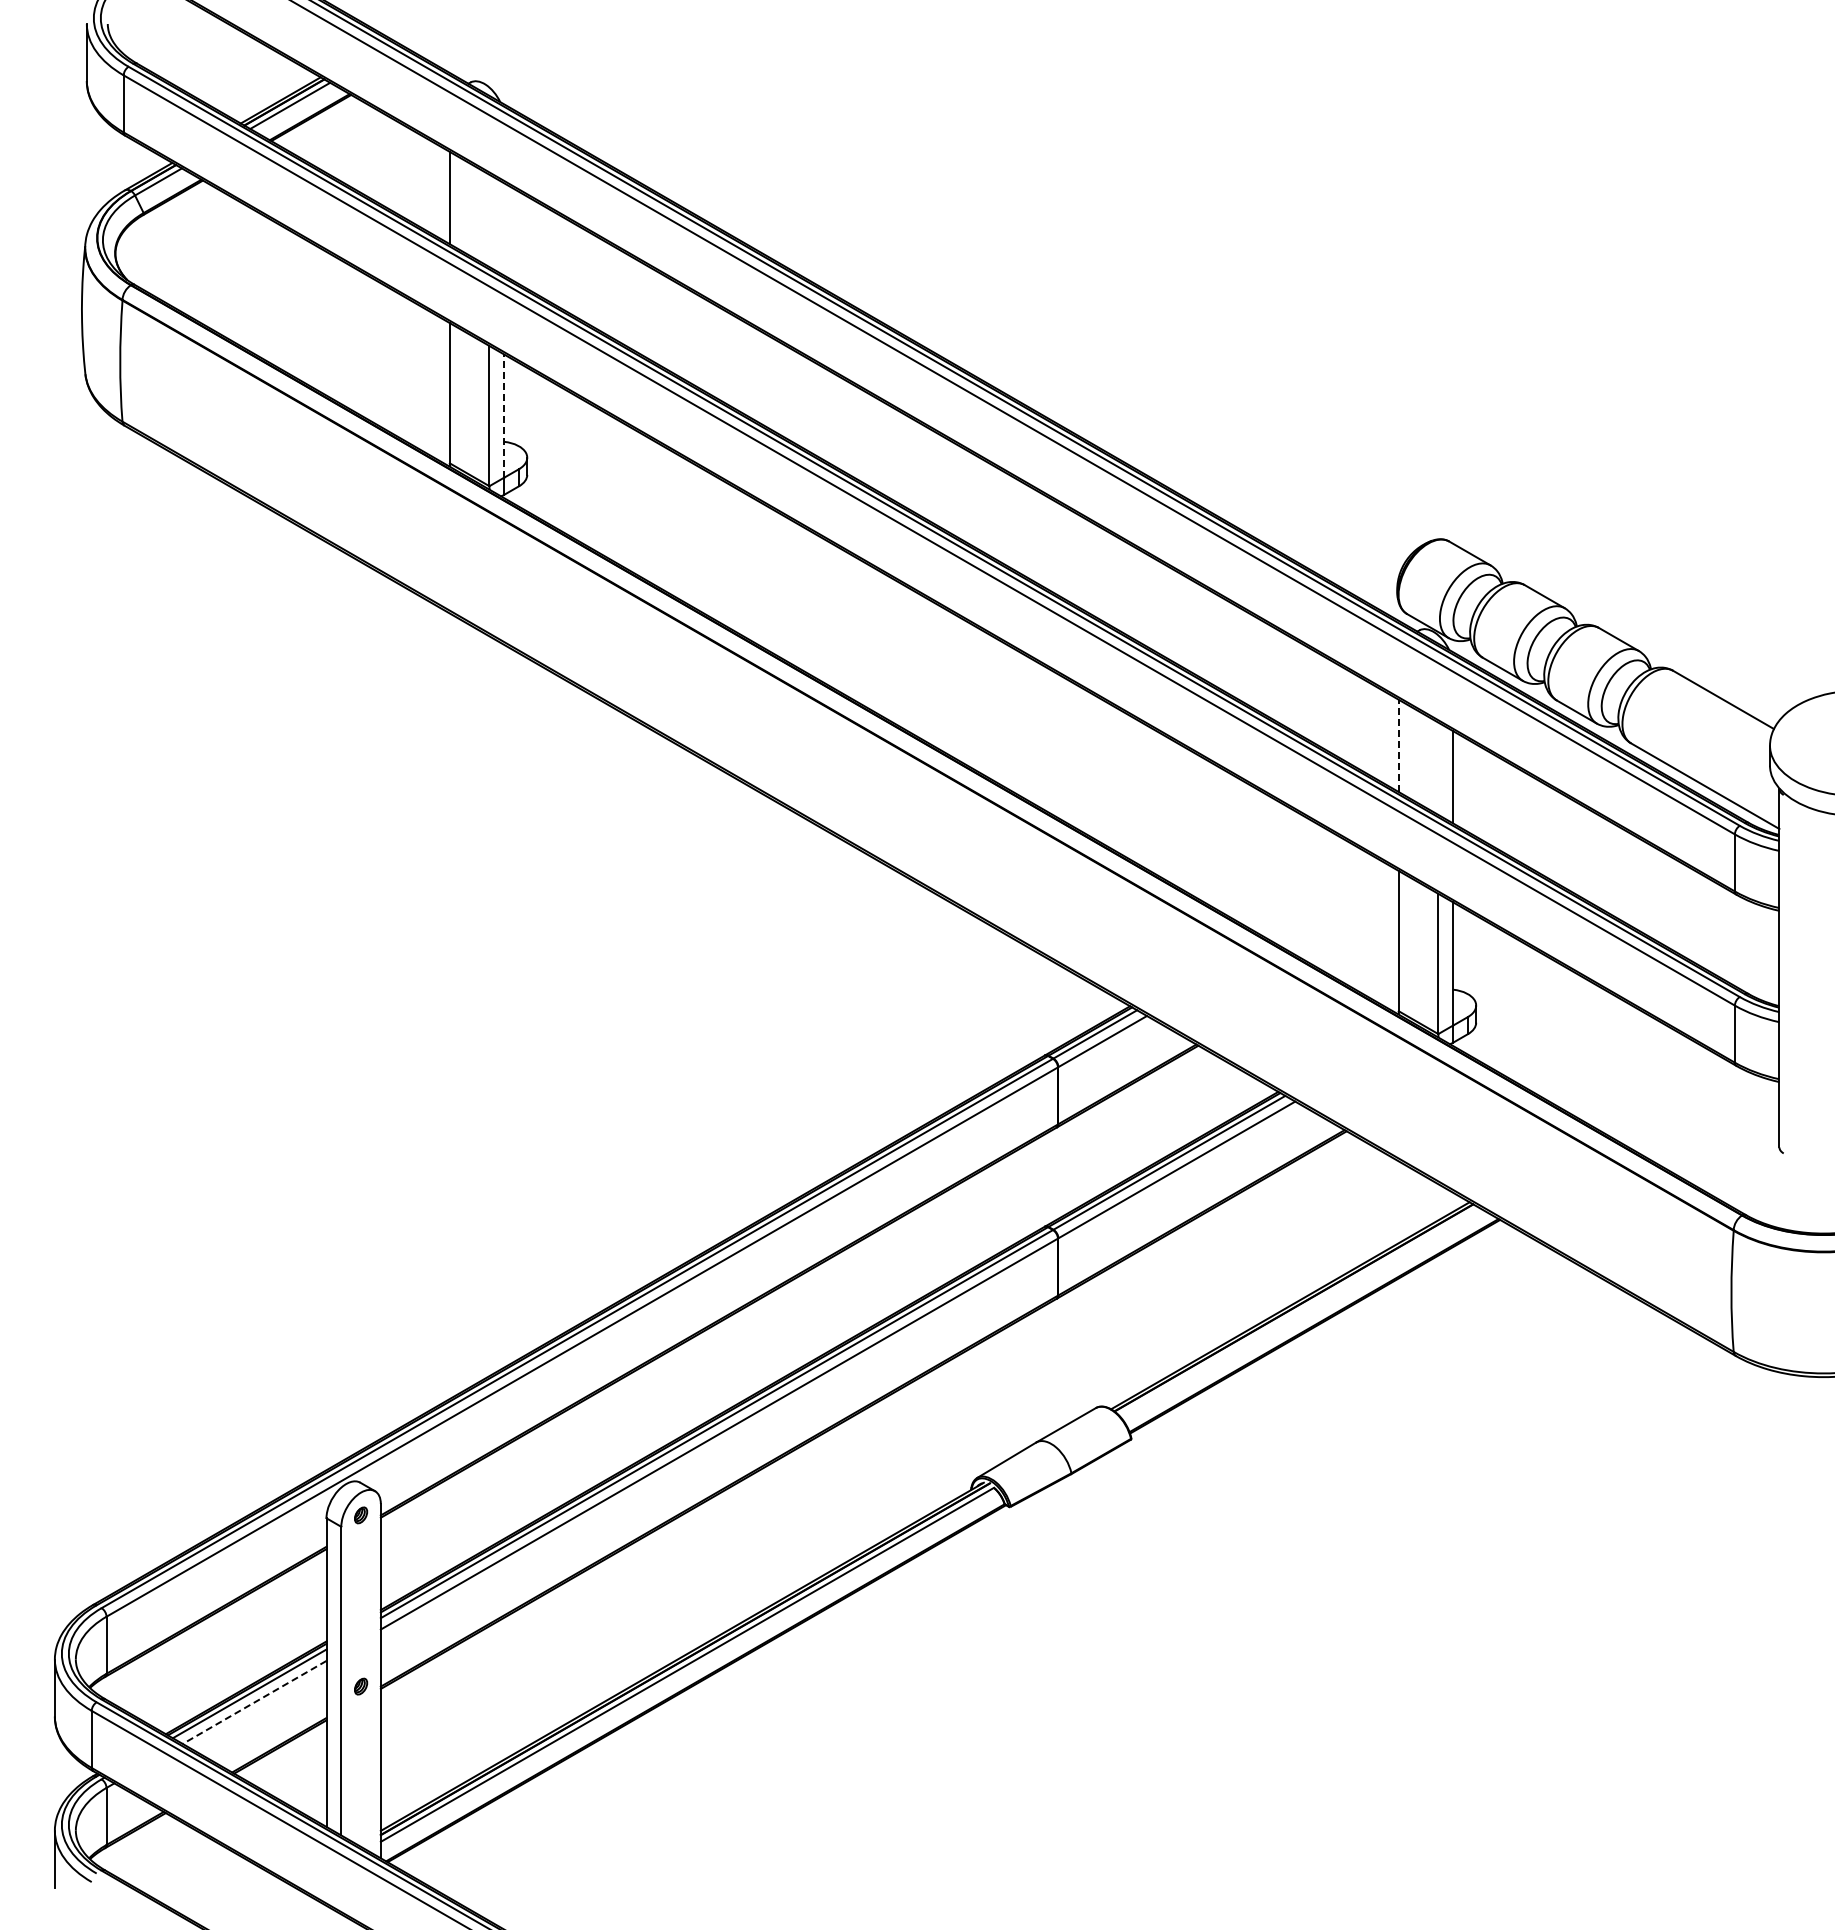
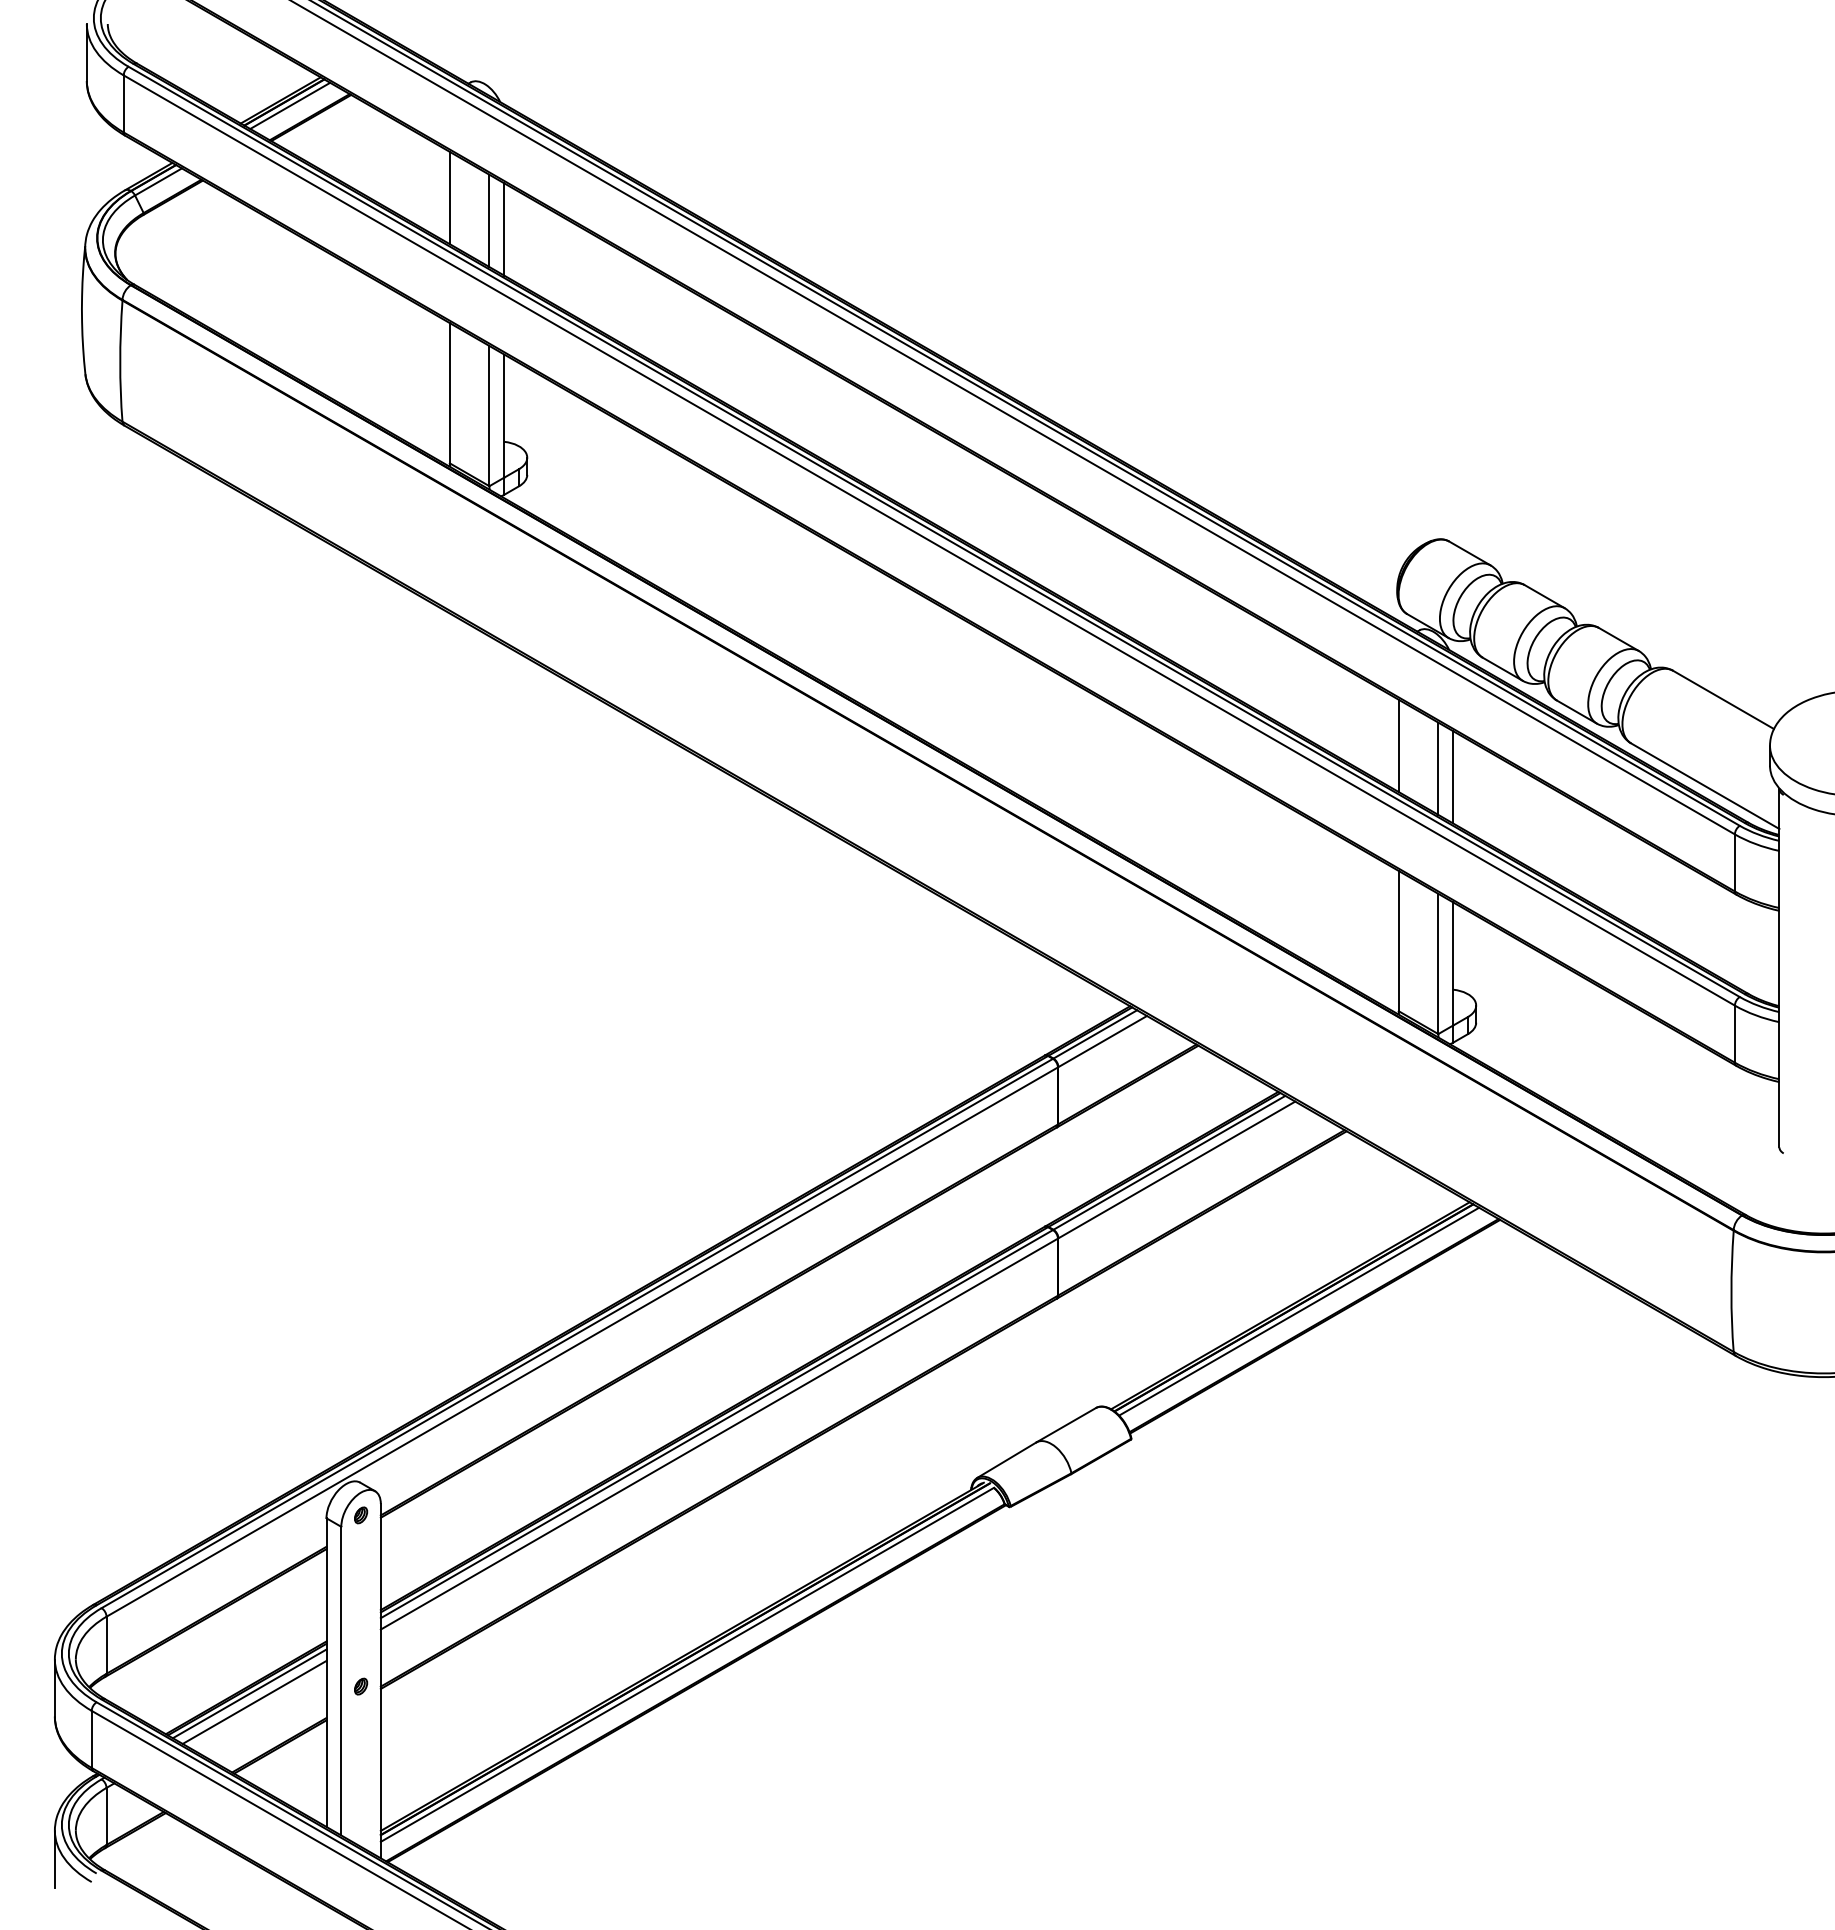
line: none -> present (489, 220)
line: none -> present (504, 229)
line: dashed -> solid (504, 416)
line: dashed -> solid (1398, 745)
line: none -> present (1438, 768)
line: none -> present (1299, 1311)
line: dashed -> solid (254, 1702)
